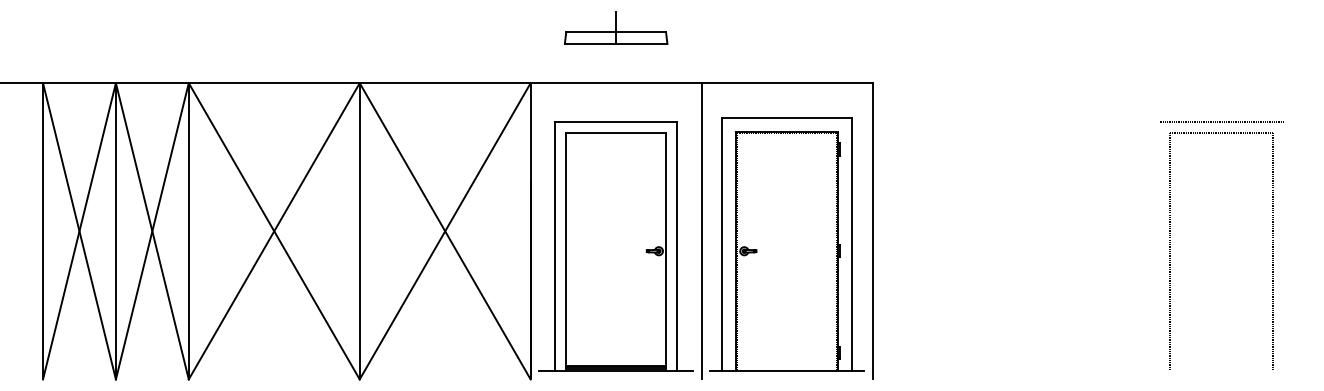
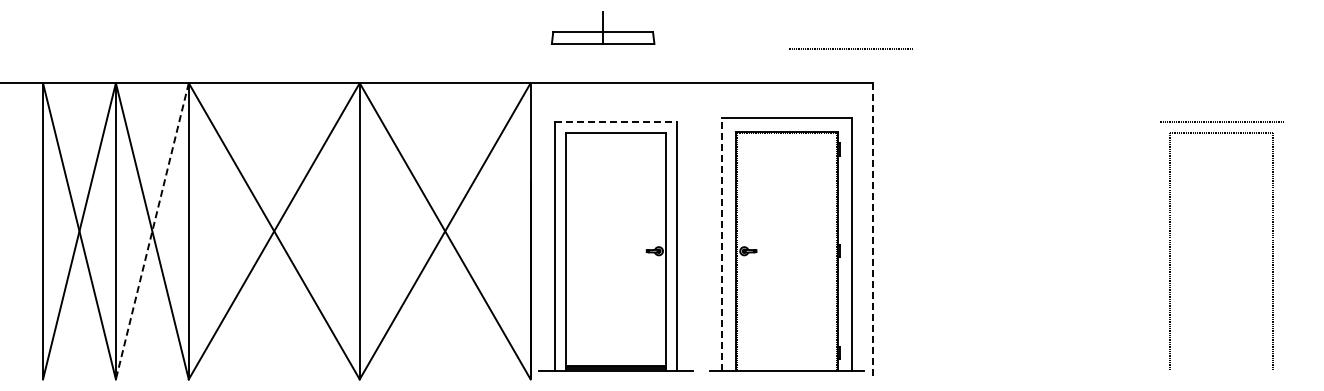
part position: (616, 27) -> (603, 27) (603, 27)
line: none -> present (849, 48)
line: solid -> dashed (616, 121)
line: solid -> dashed (152, 231)
line: present -> none (701, 231)
line: solid -> dashed (872, 231)
line: solid -> dashed (722, 244)
